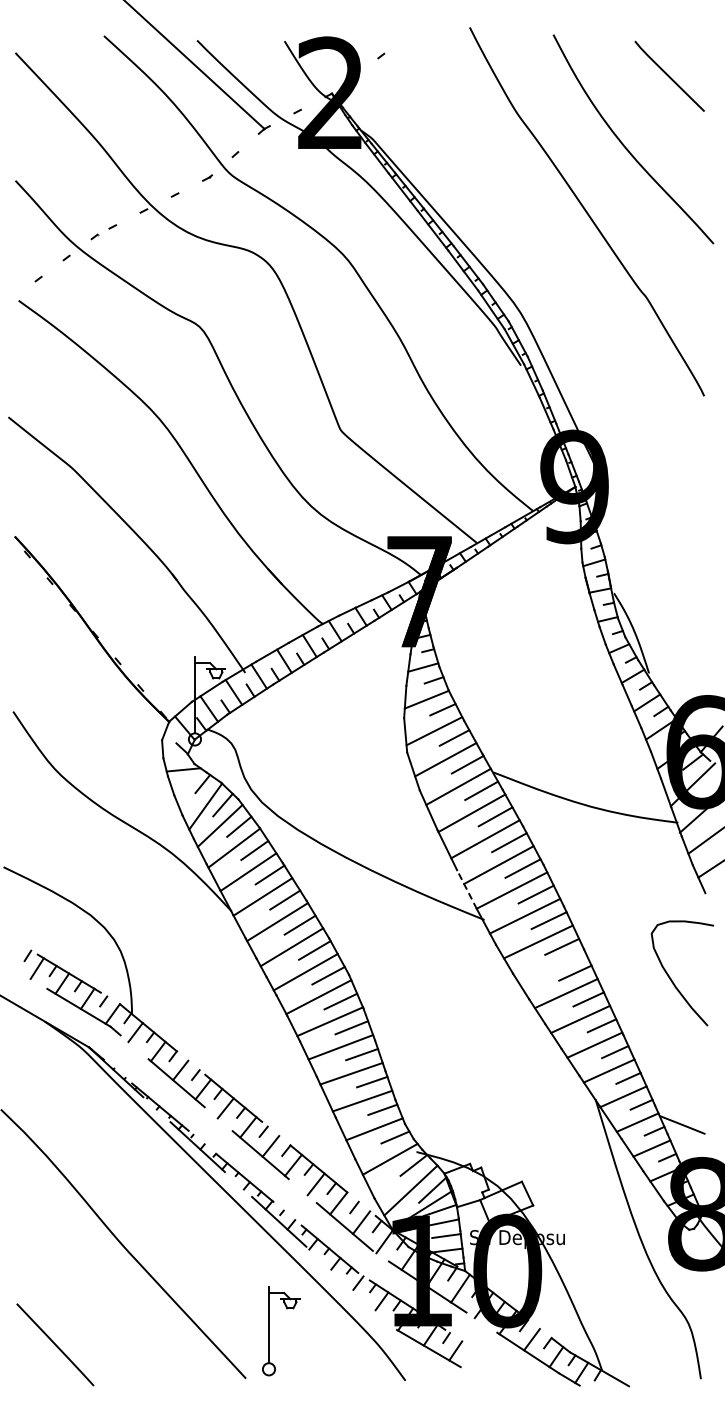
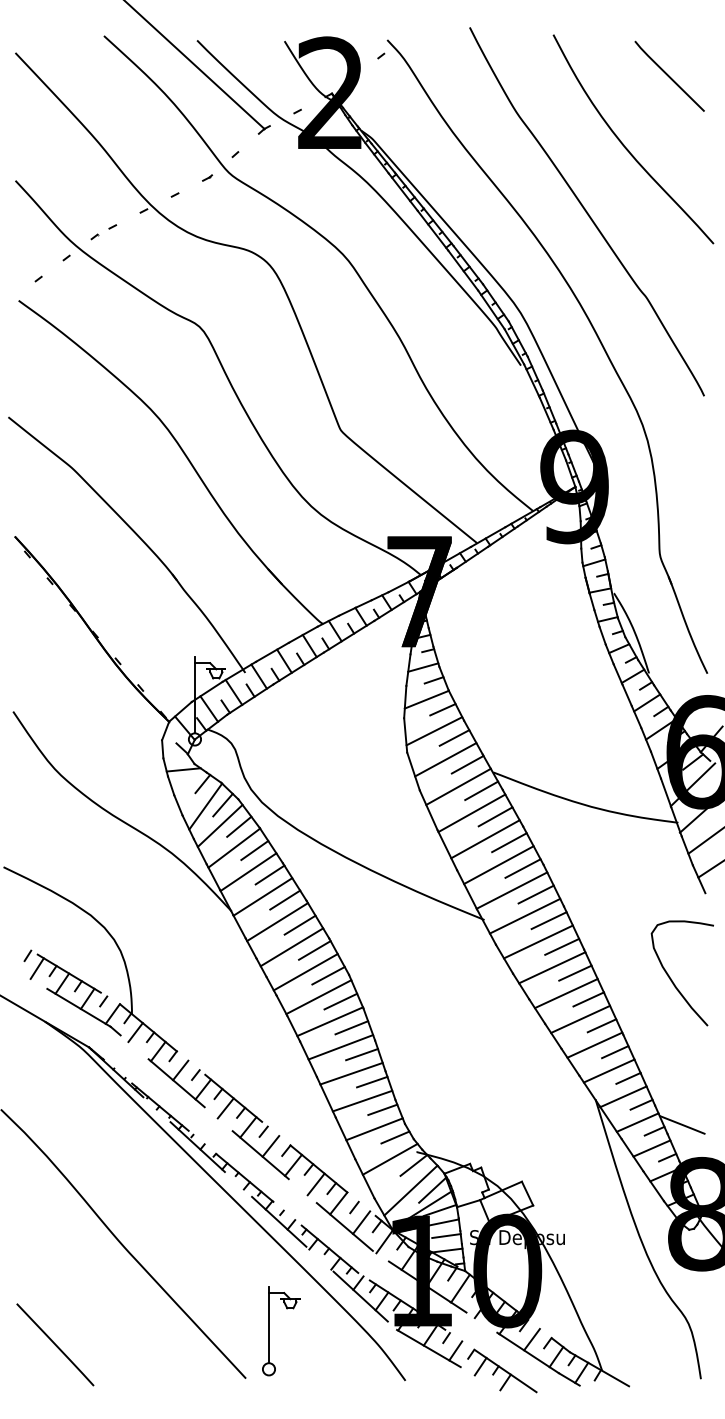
part: none -> present (594, 332)
line: dashed -> solid (467, 889)
line: none -> present (552, 967)
line: none -> present (360, 1296)
part: none -> present (502, 1370)
